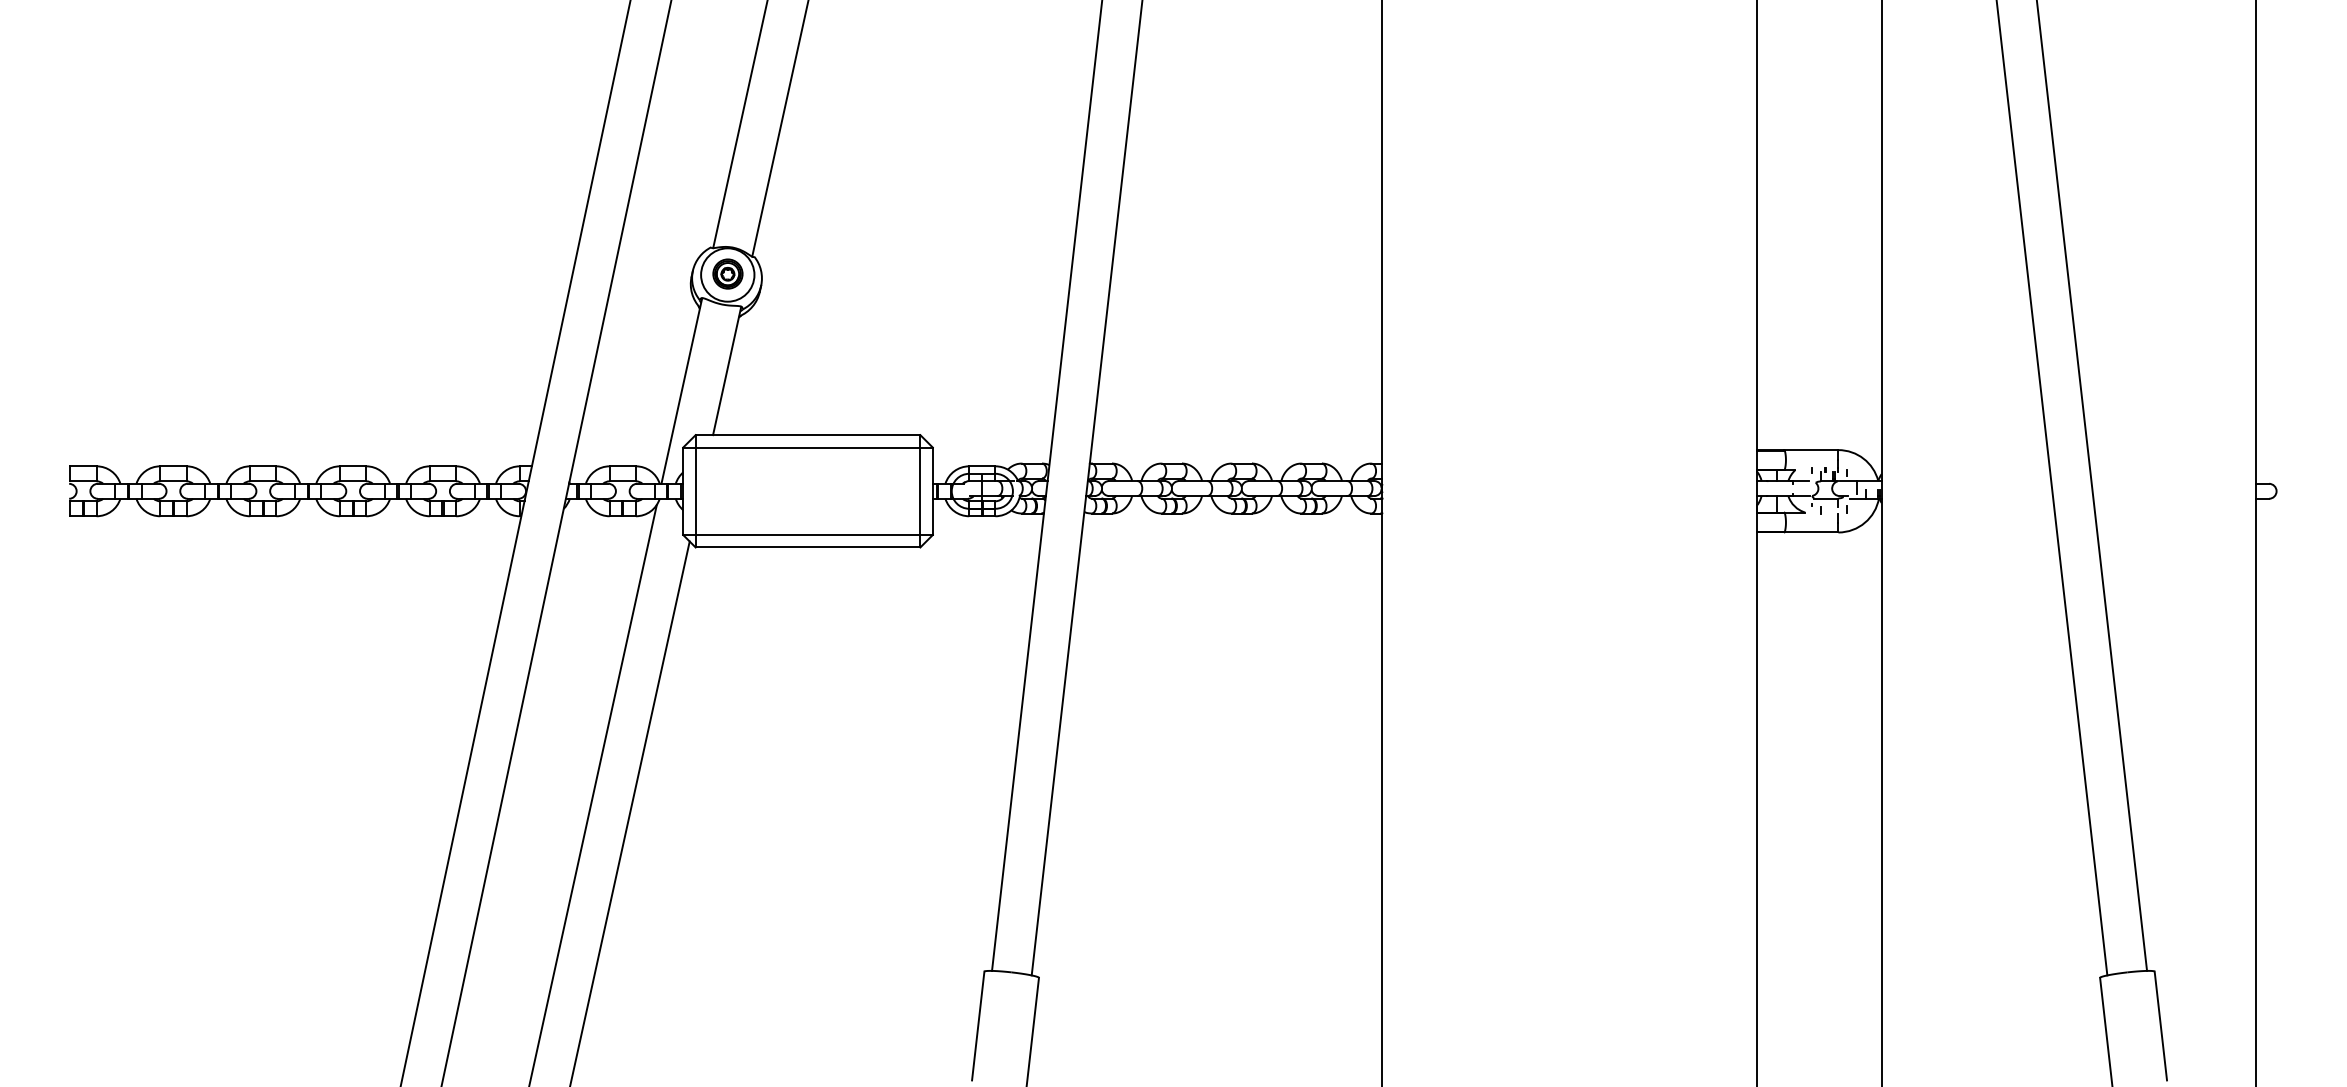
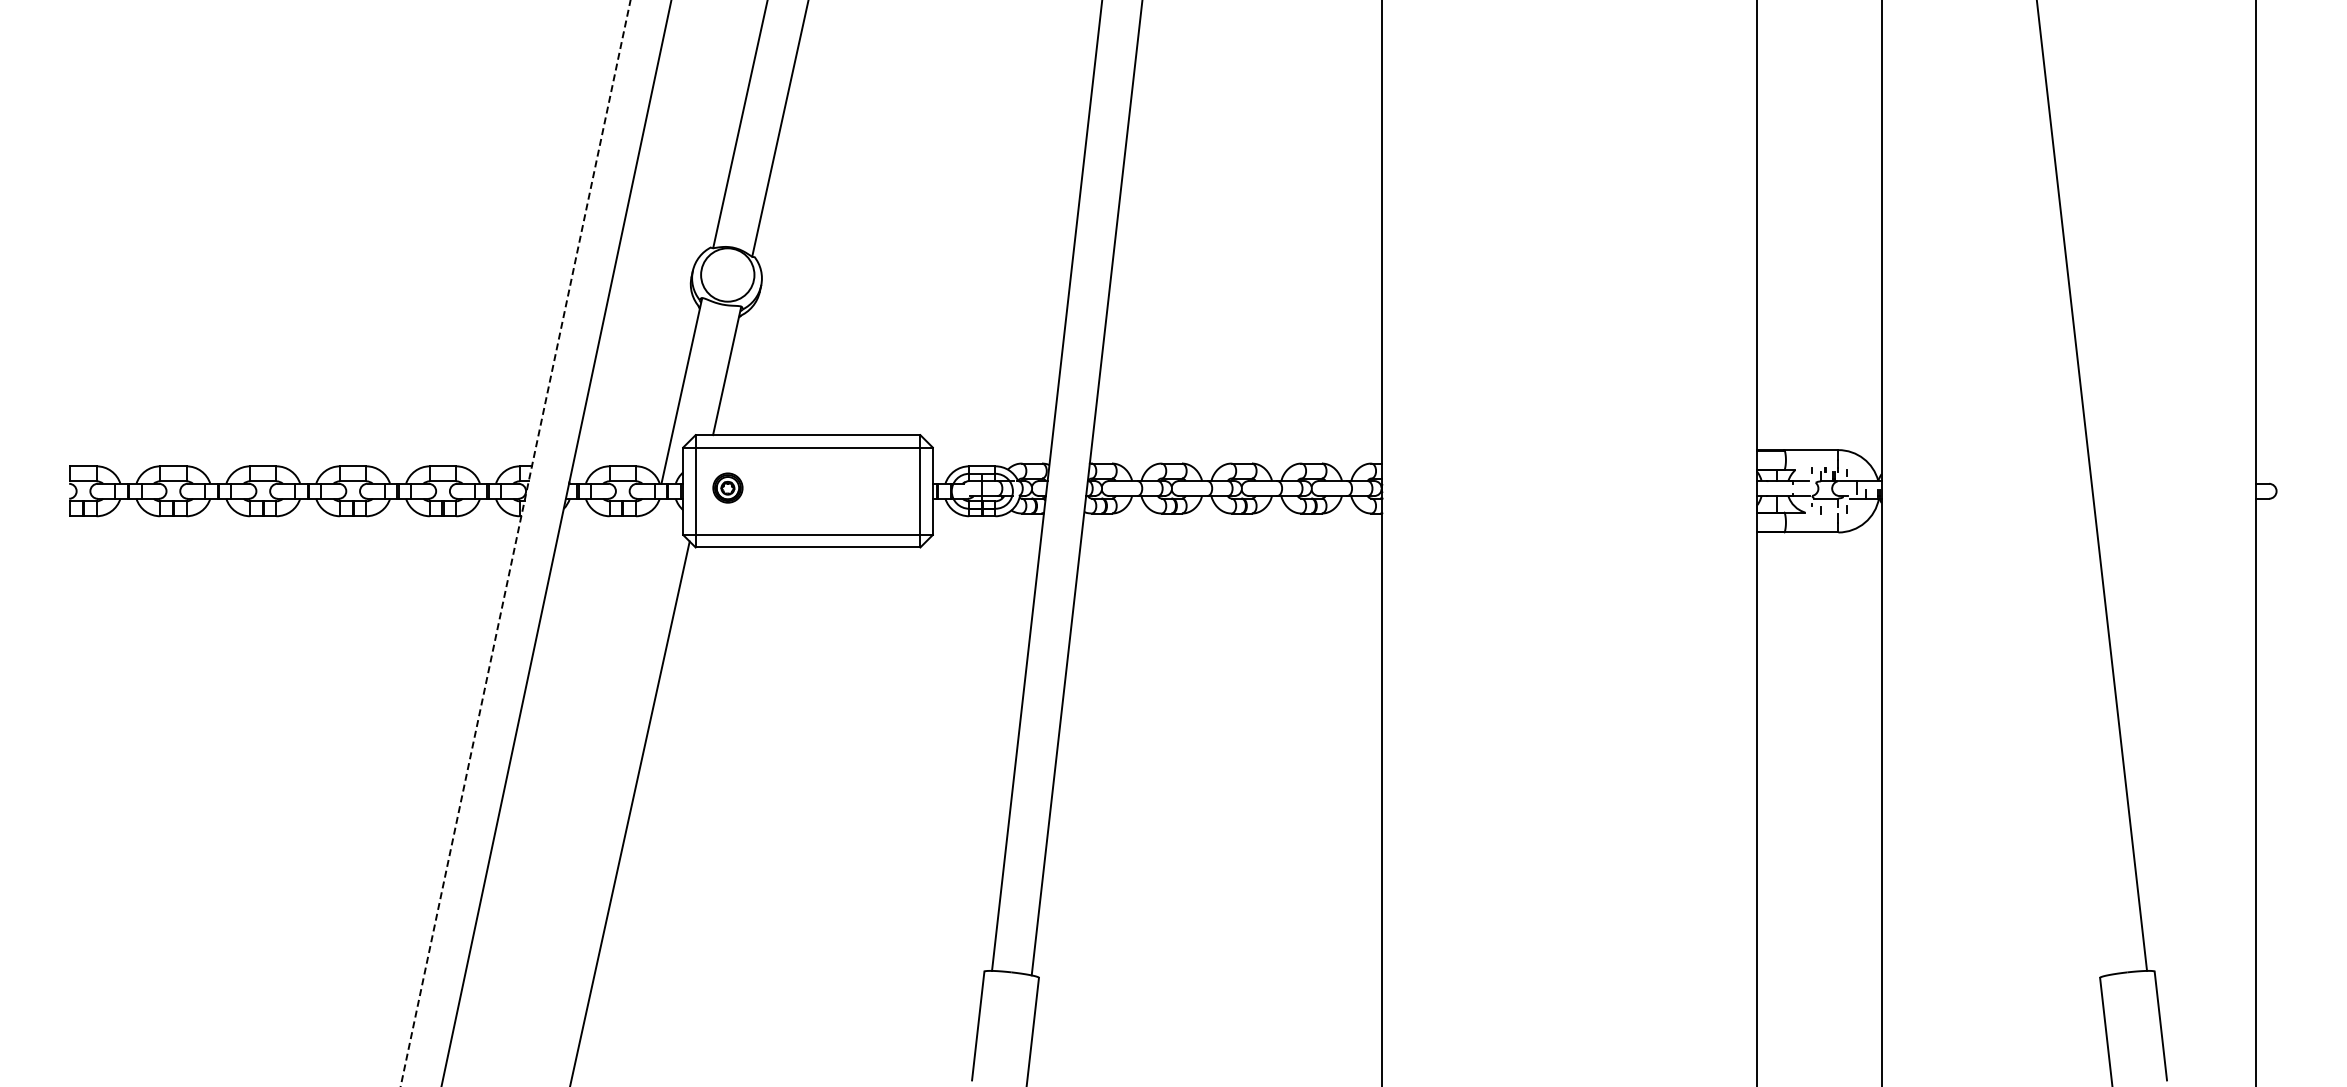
part position: (727, 273) -> (727, 487) (727, 487)
line: present -> none (2051, 488)
line: solid -> dashed (515, 543)
line: present -> none (592, 793)
